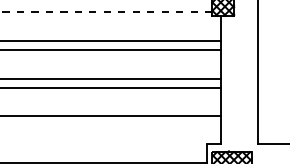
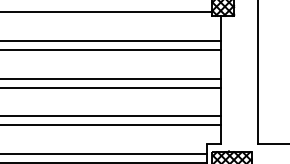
line: dashed -> solid (106, 12)
line: none -> present (111, 125)
line: none -> present (104, 154)
